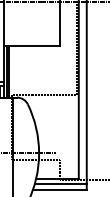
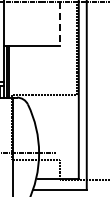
line: solid -> dashed (59, 22)
line: present -> none (61, 184)
